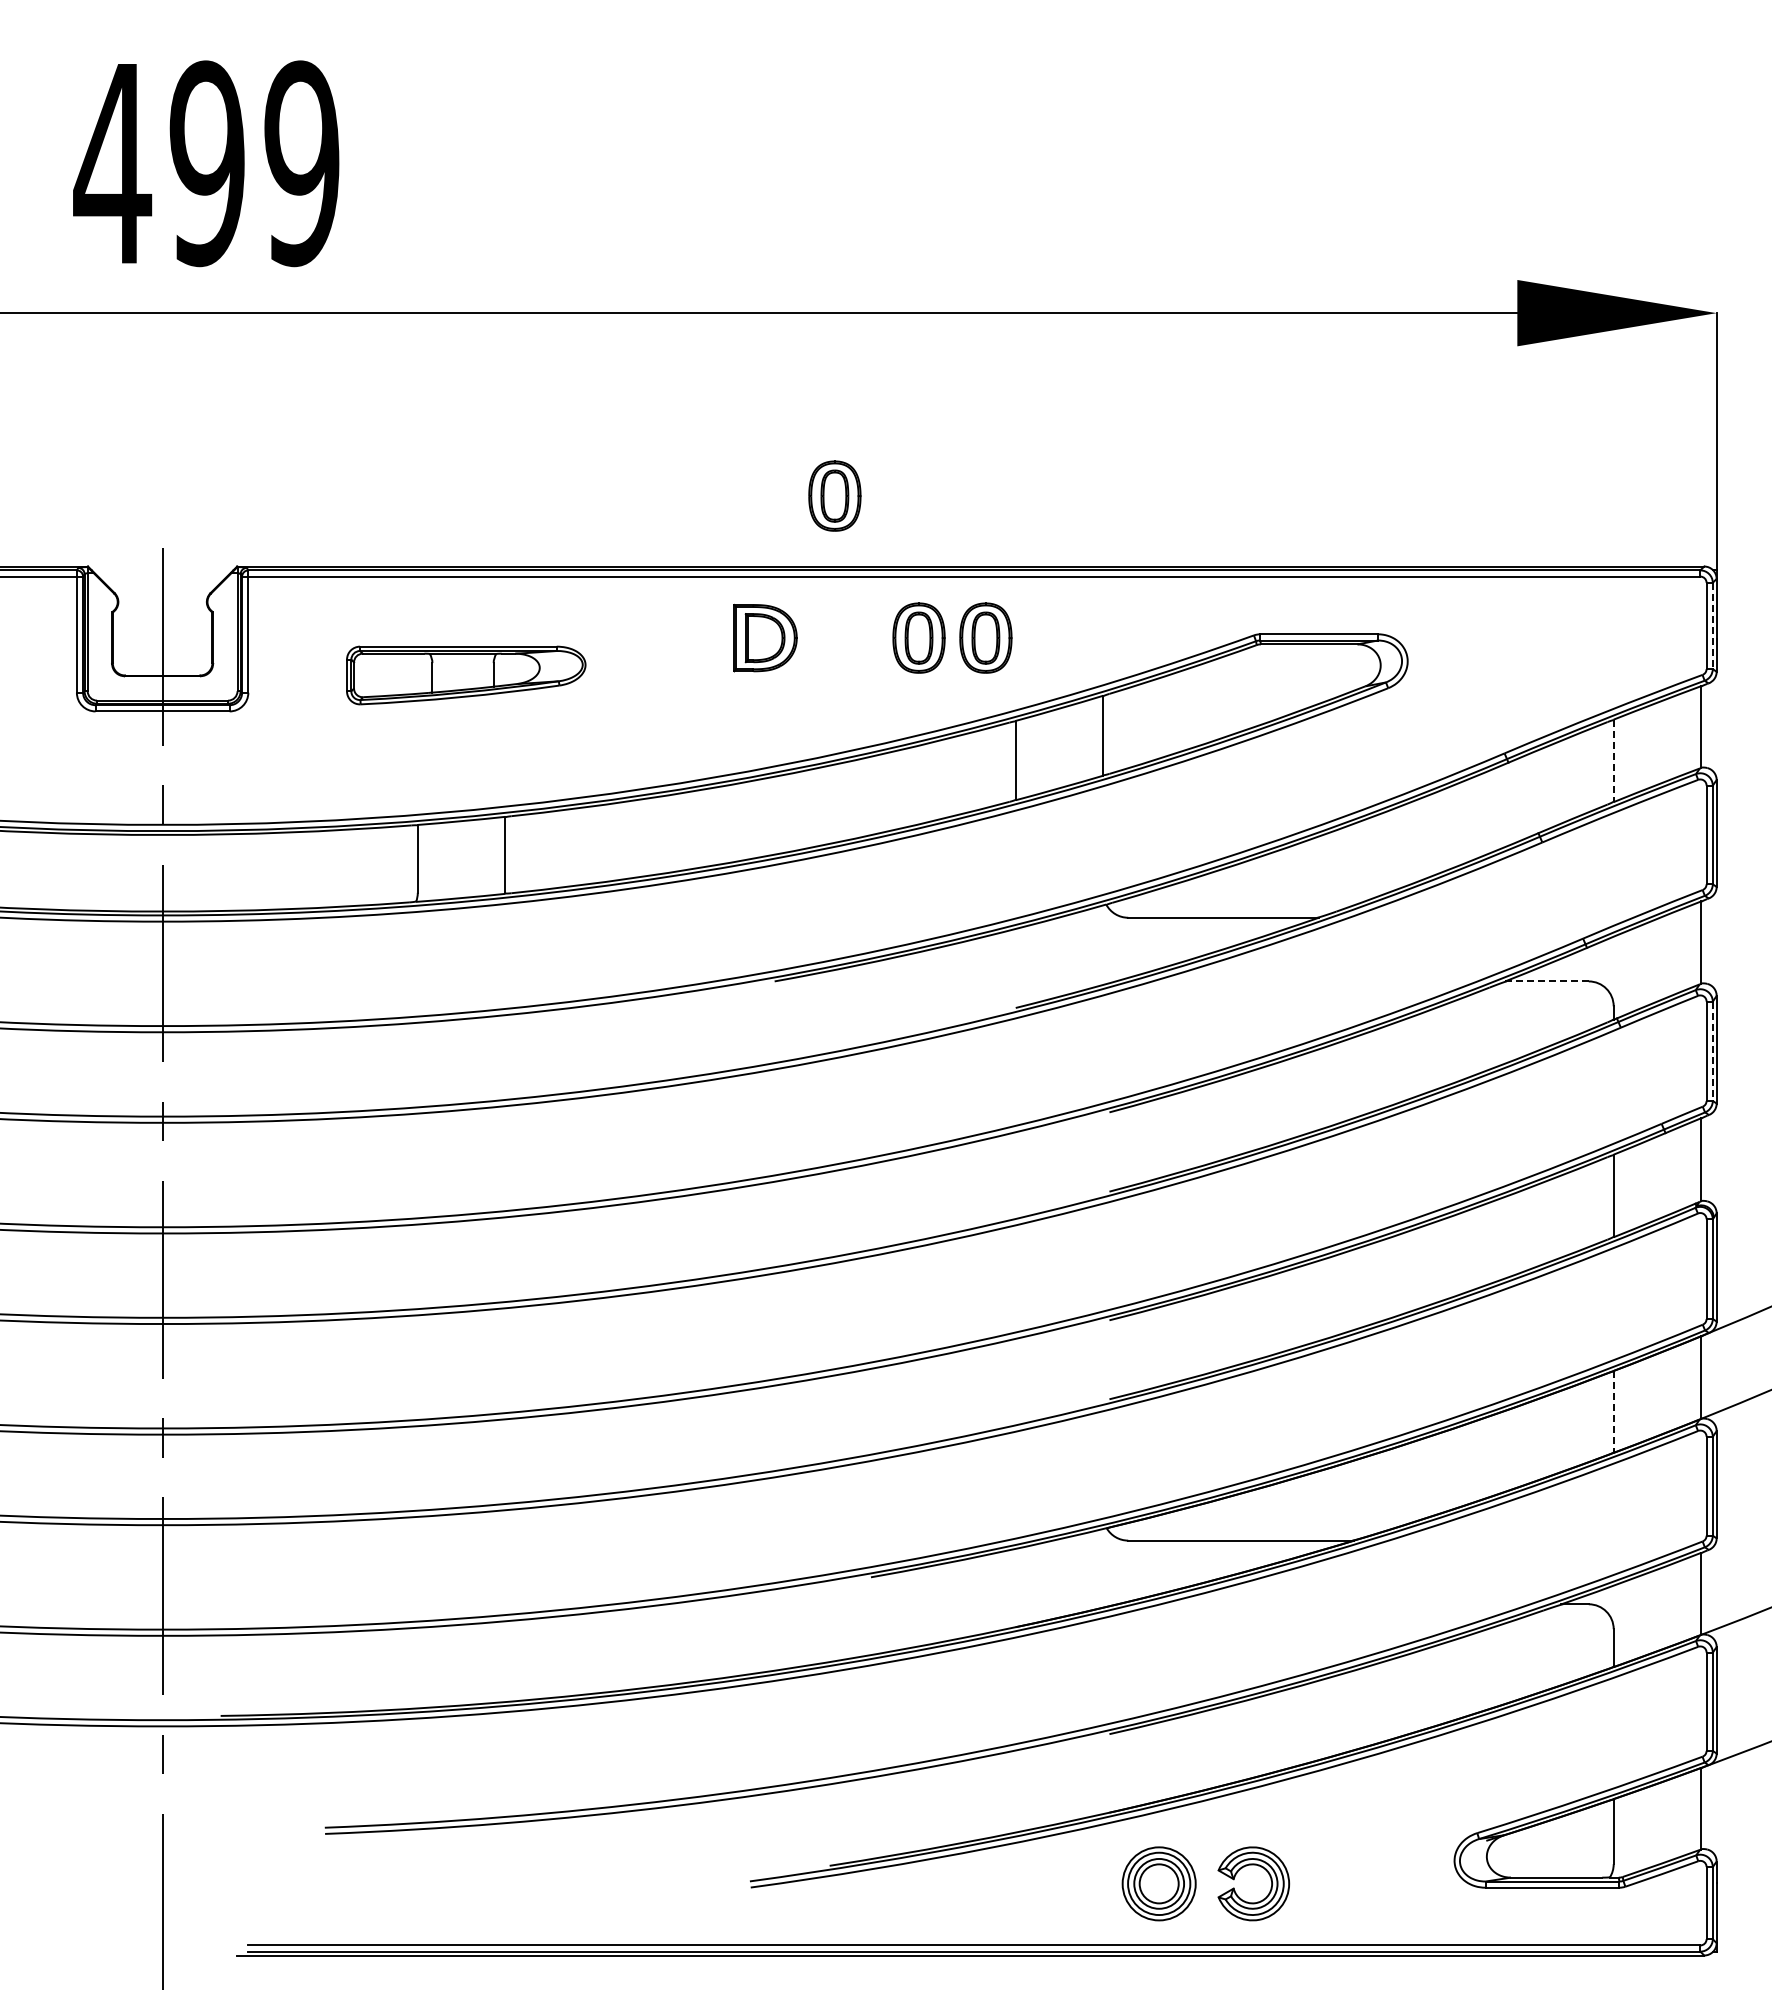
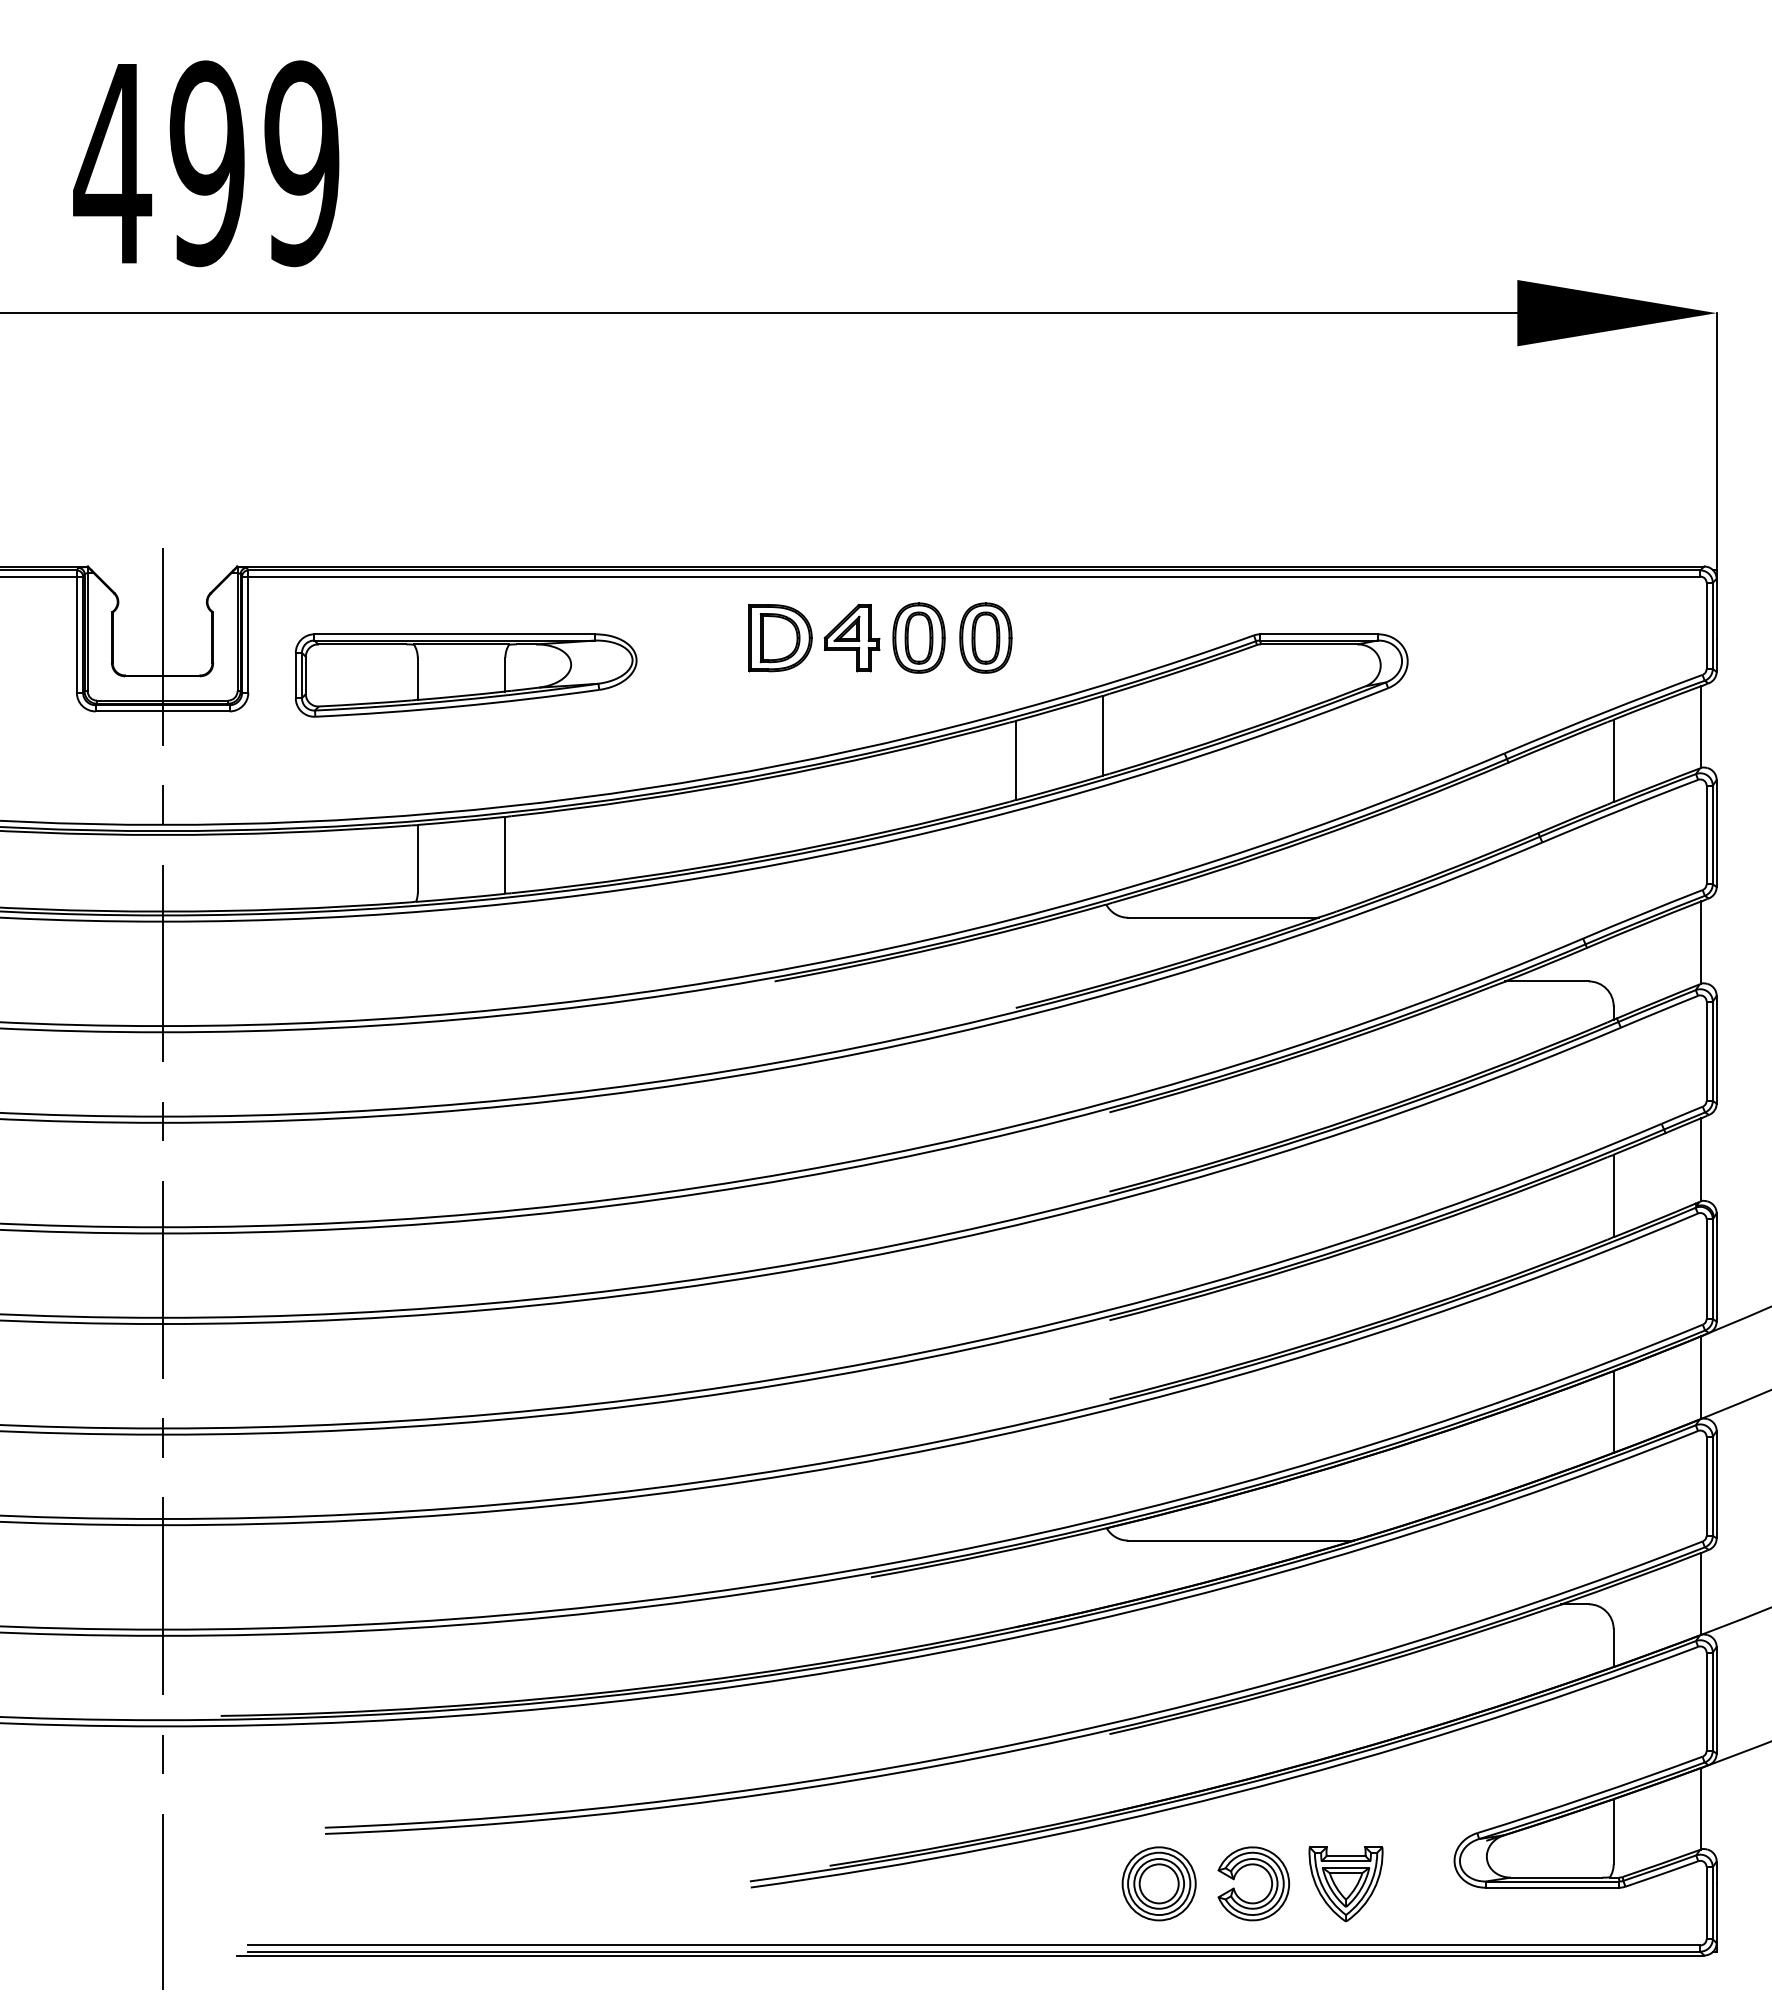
part: present -> none (834, 495)
line: dashed -> solid (1712, 626)
part position: (765, 637) -> (780, 637) (780, 637)
part: none -> present (851, 638)
part size: 241x61 px -> 343x85 px (466, 675)
line: dashed -> solid (1613, 761)
line: dashed -> solid (1547, 981)
line: dashed -> solid (1712, 1051)
line: dashed -> solid (1613, 1411)
part: none -> present (1345, 1884)
